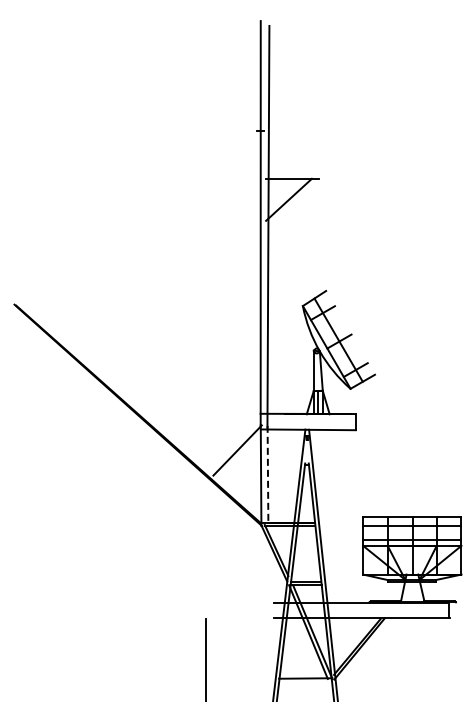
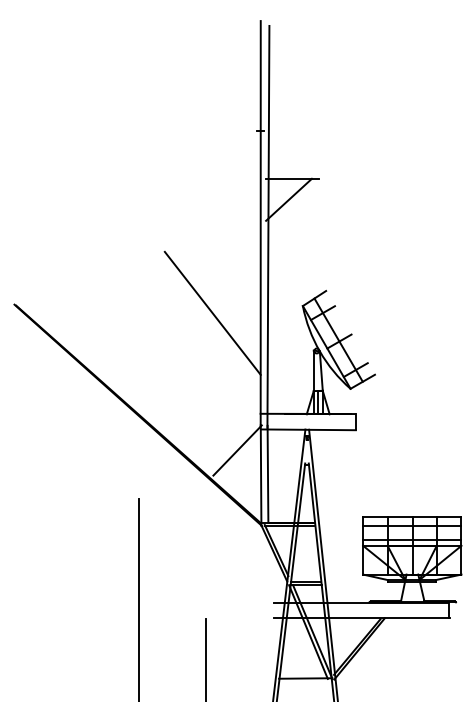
line: none -> present (212, 312)
line: dashed -> solid (267, 474)
line: none -> present (138, 598)
